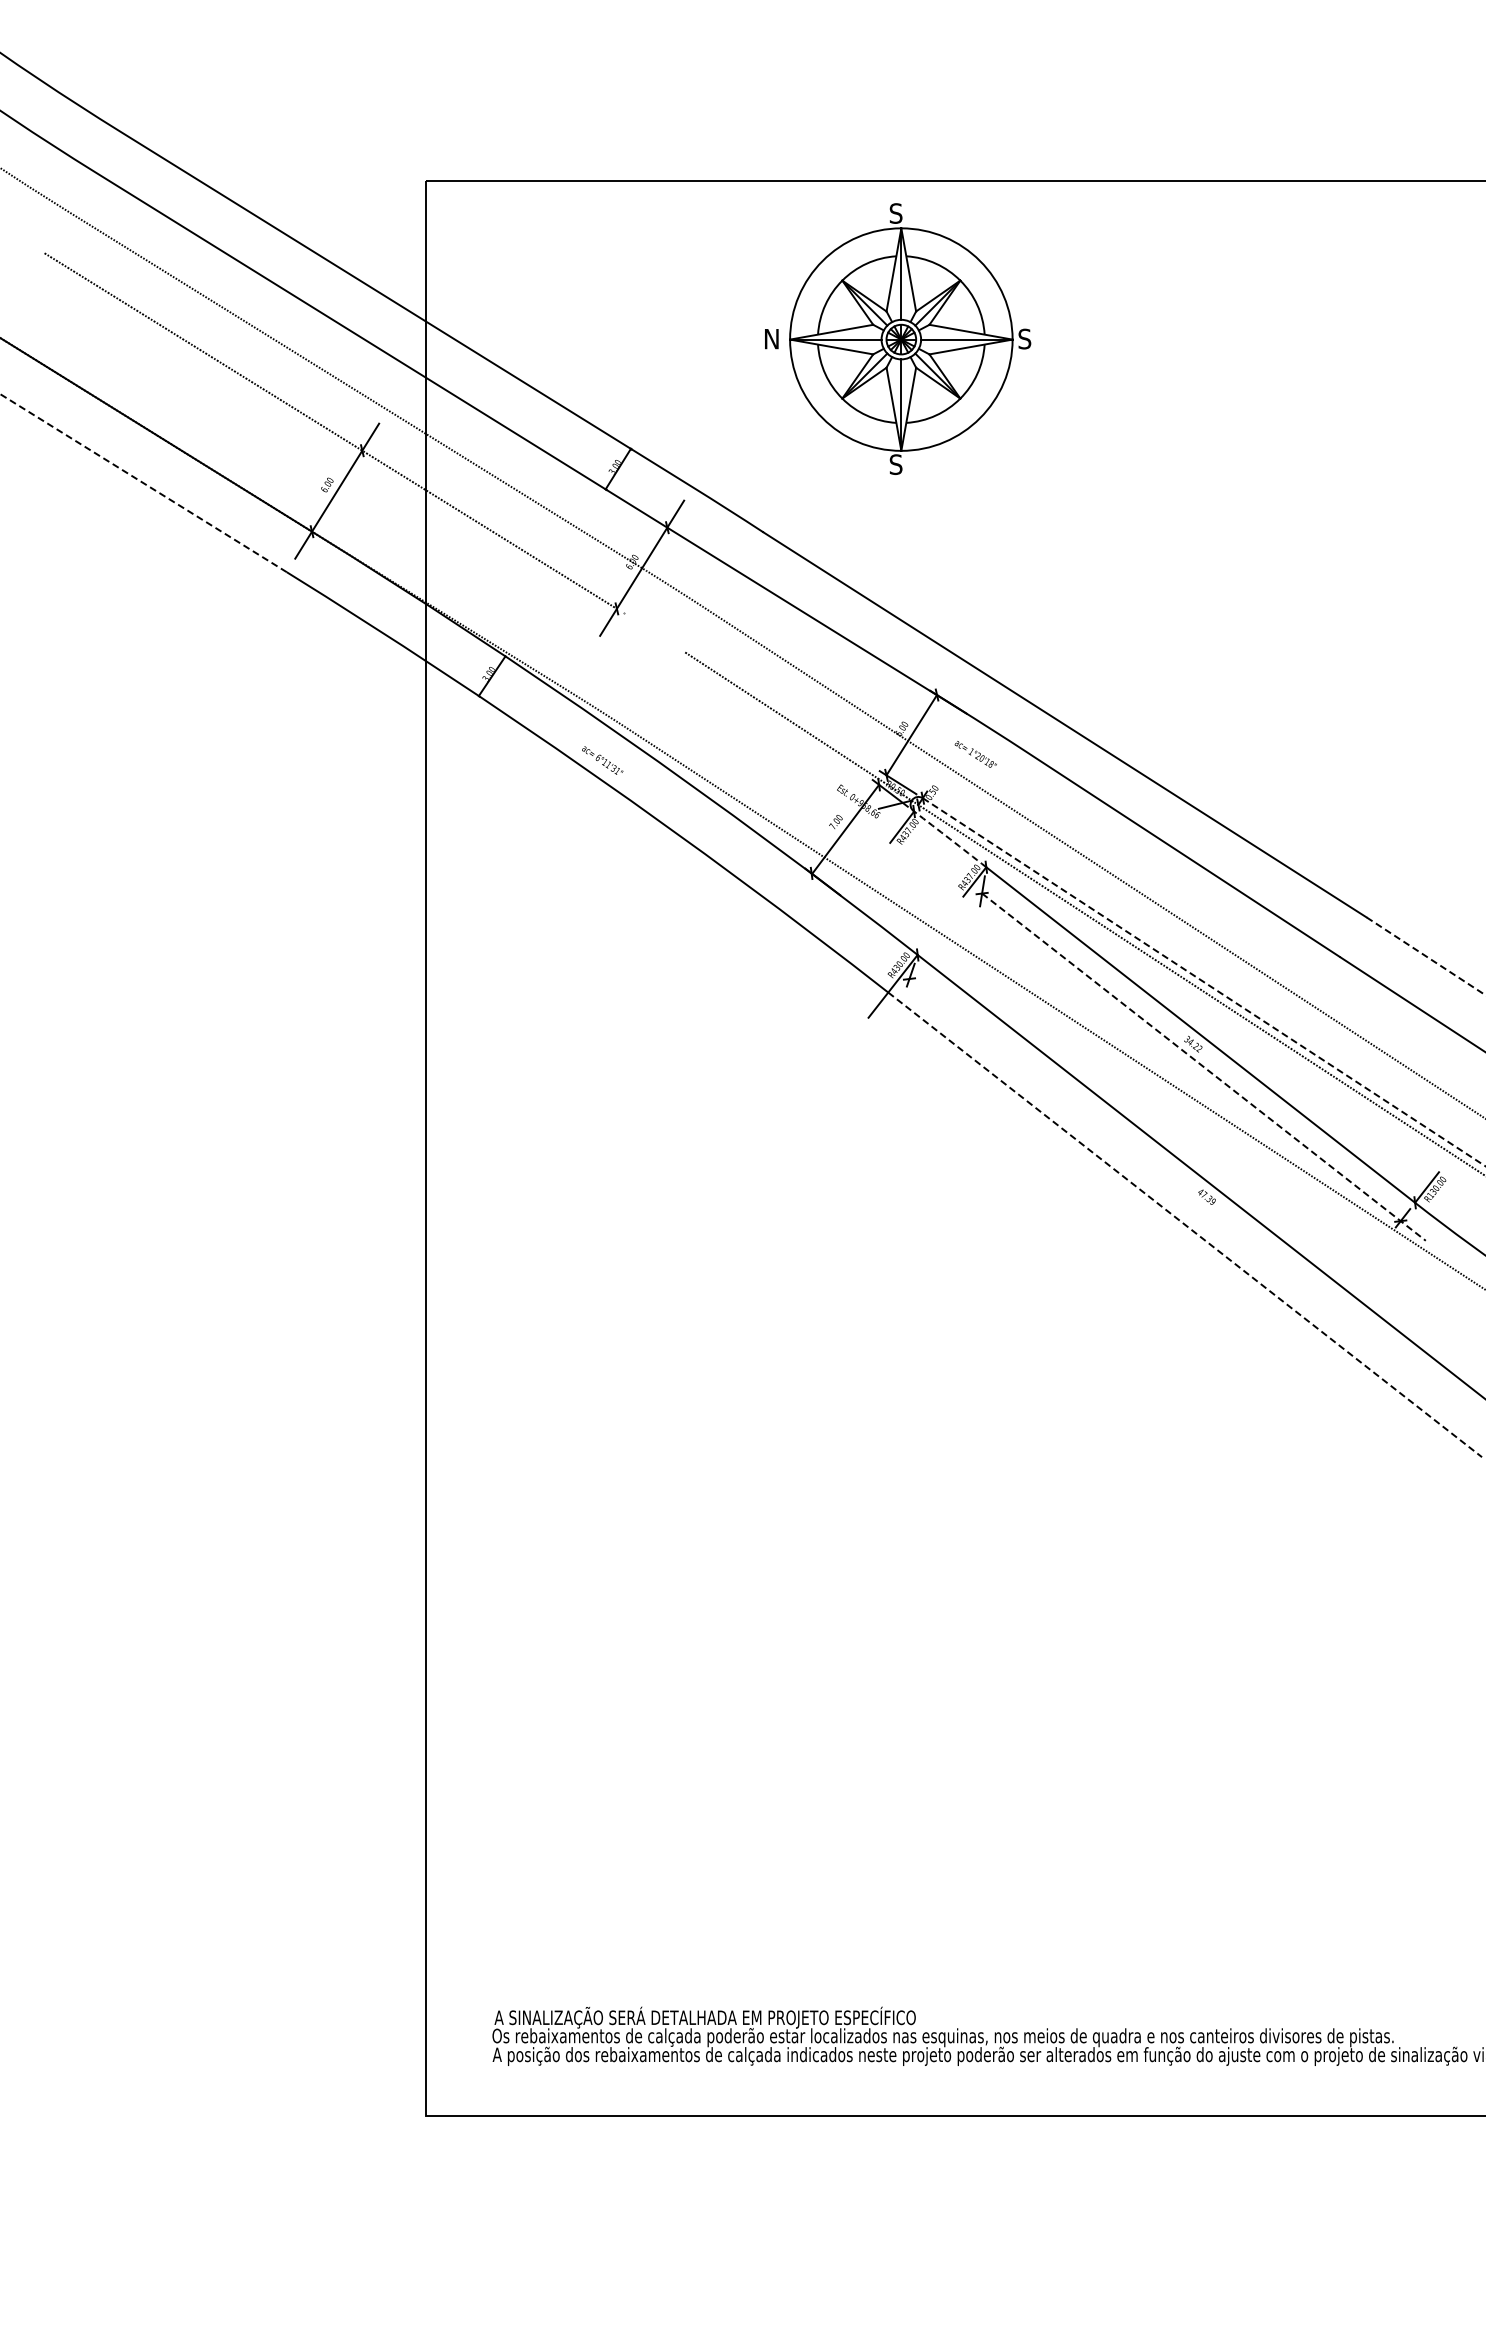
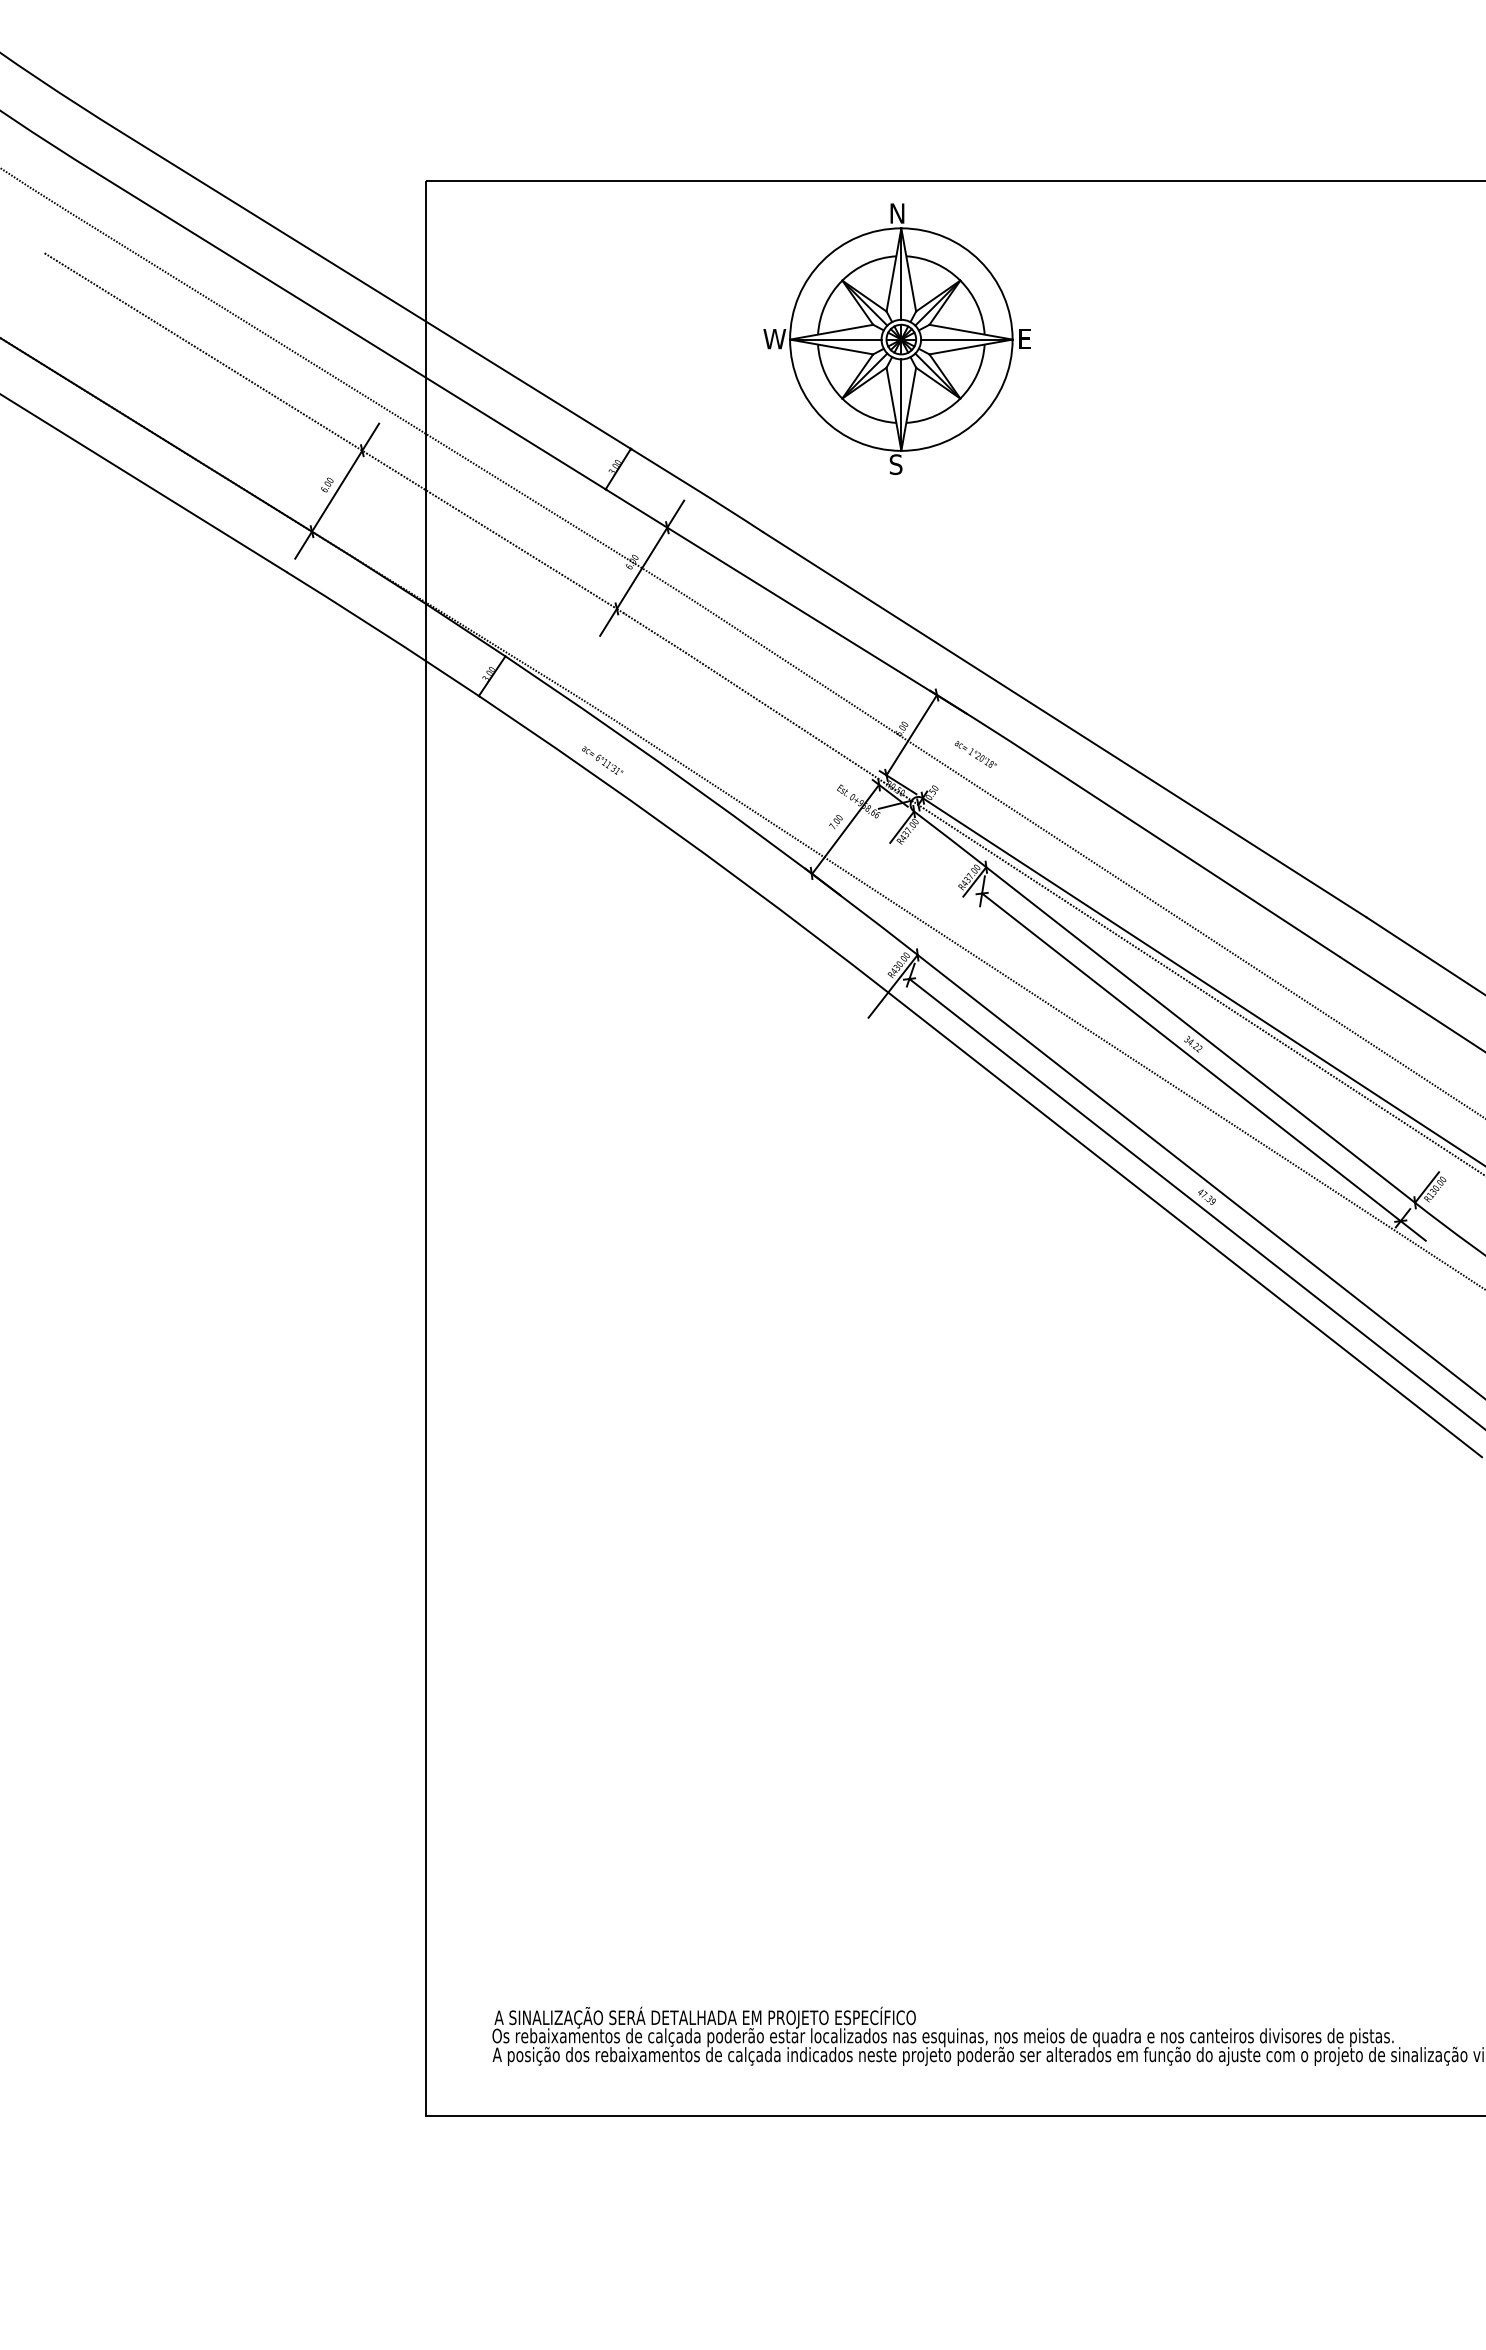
text: S -> N (896, 213)
text: S -> E (1024, 338)
text: N -> W (774, 339)
line: dashed -> solid (143, 483)
line: none -> present (650, 630)
arc: dashed -> solid (950, 839)
line: dashed -> solid (1426, 956)
line: dashed -> solid (1204, 982)
line: dashed -> solid (1203, 1067)
line: none -> present (1195, 1203)
line: dashed -> solid (1185, 1224)
